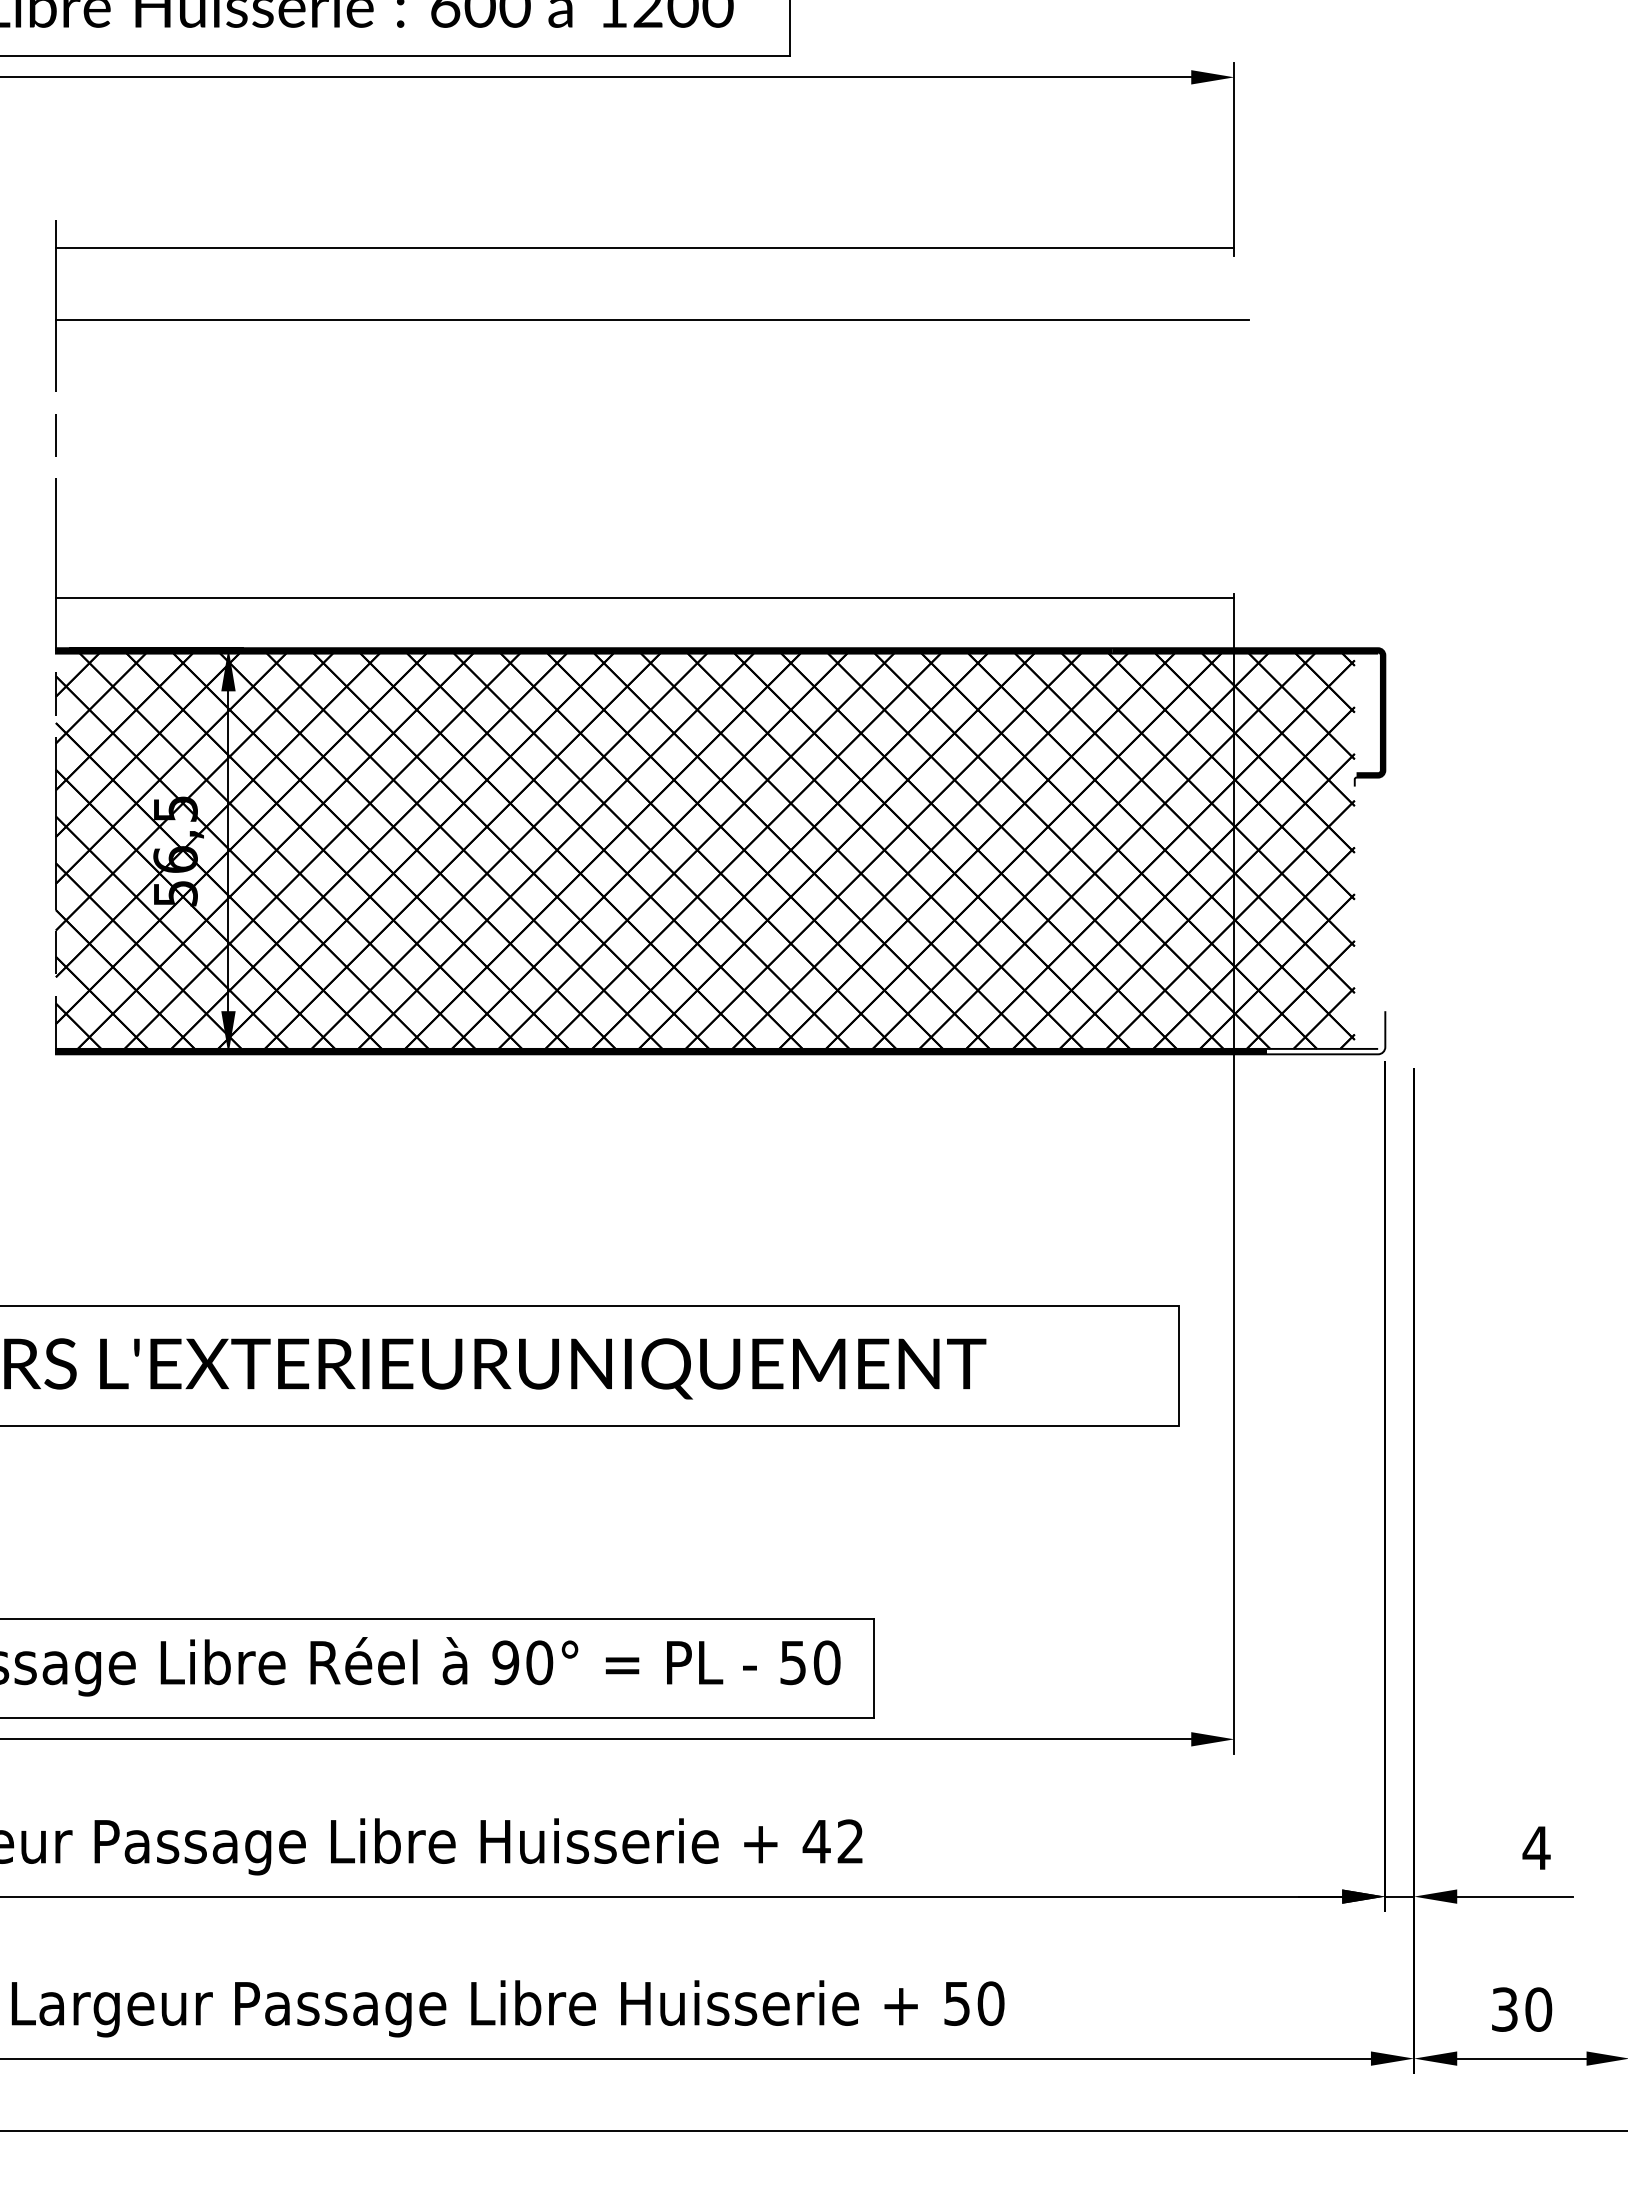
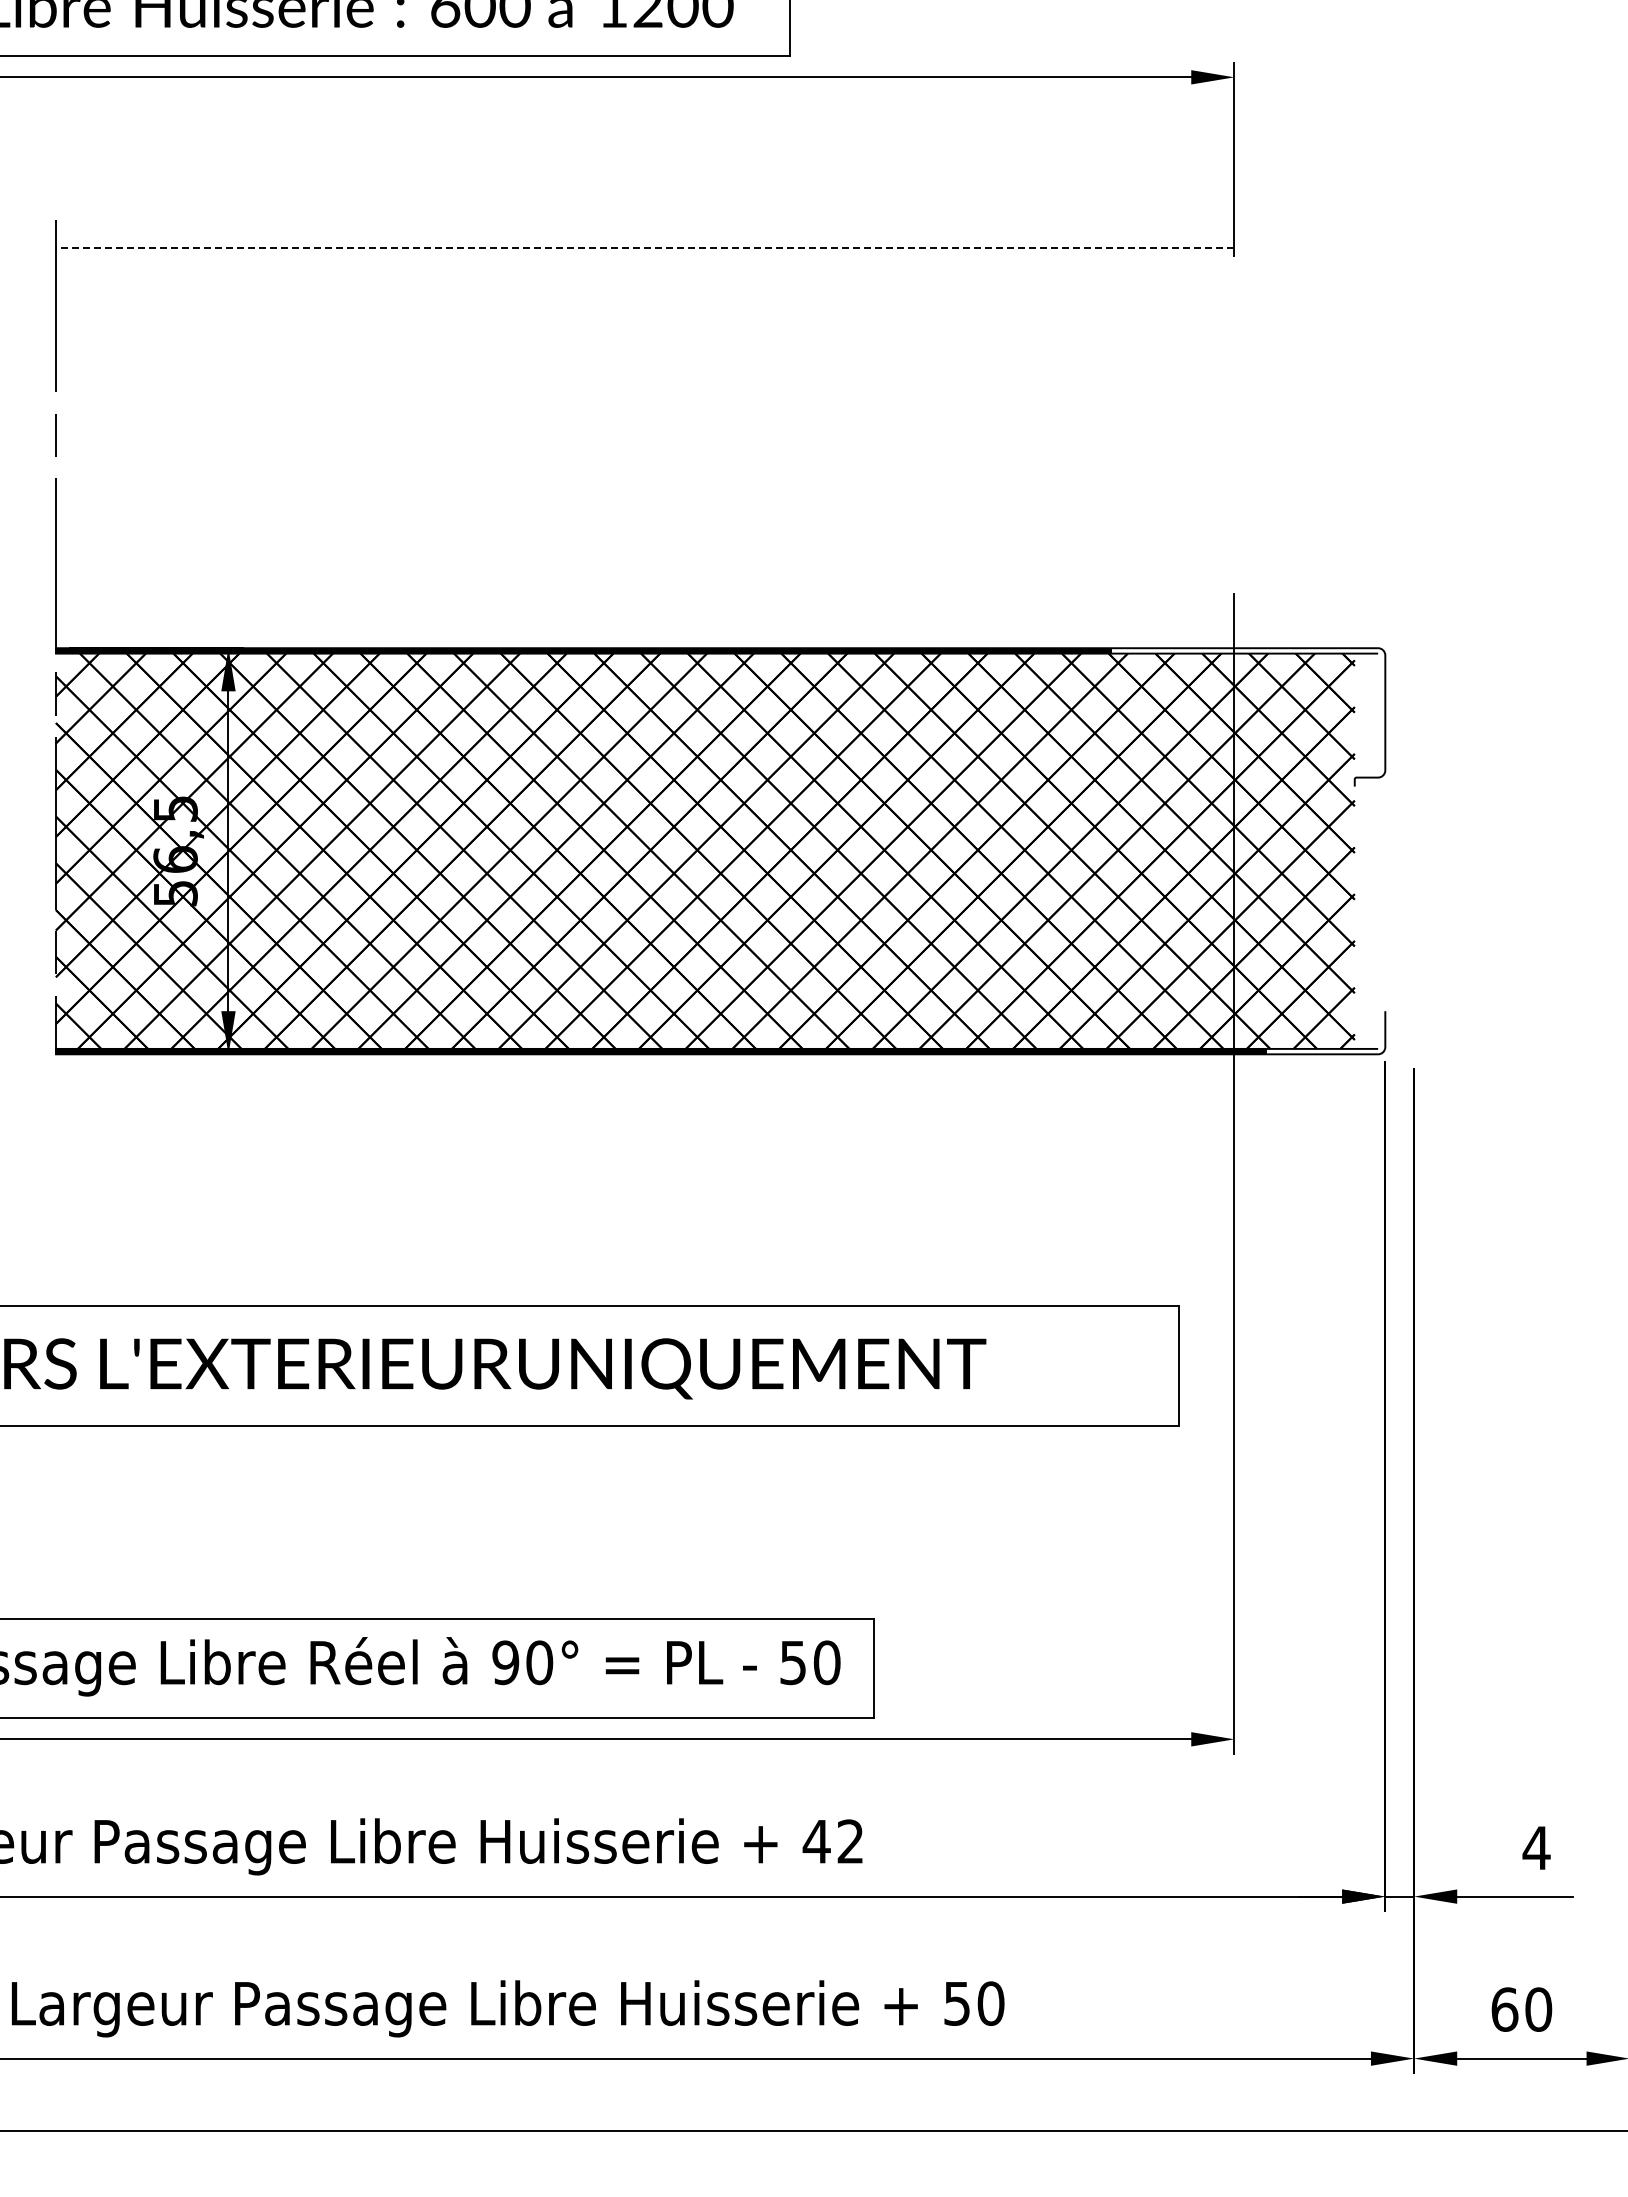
line: solid -> dashed (644, 248)
line: present -> none (651, 320)
line: present -> none (644, 597)
fill: present -> none (1248, 712)
text: 30 -> 60 (1504, 2009)
